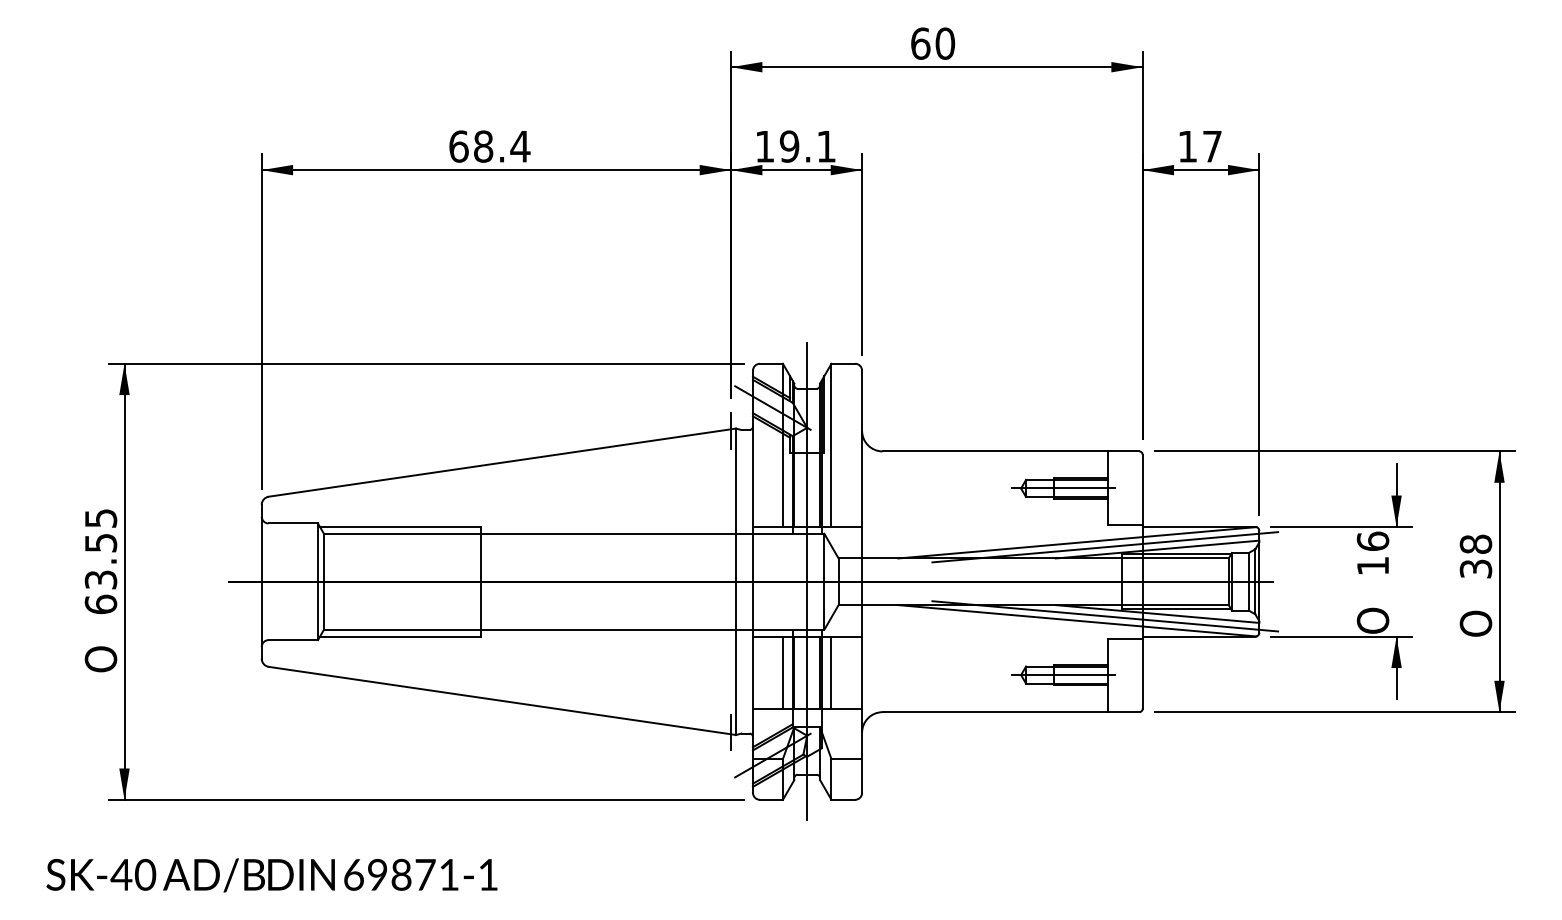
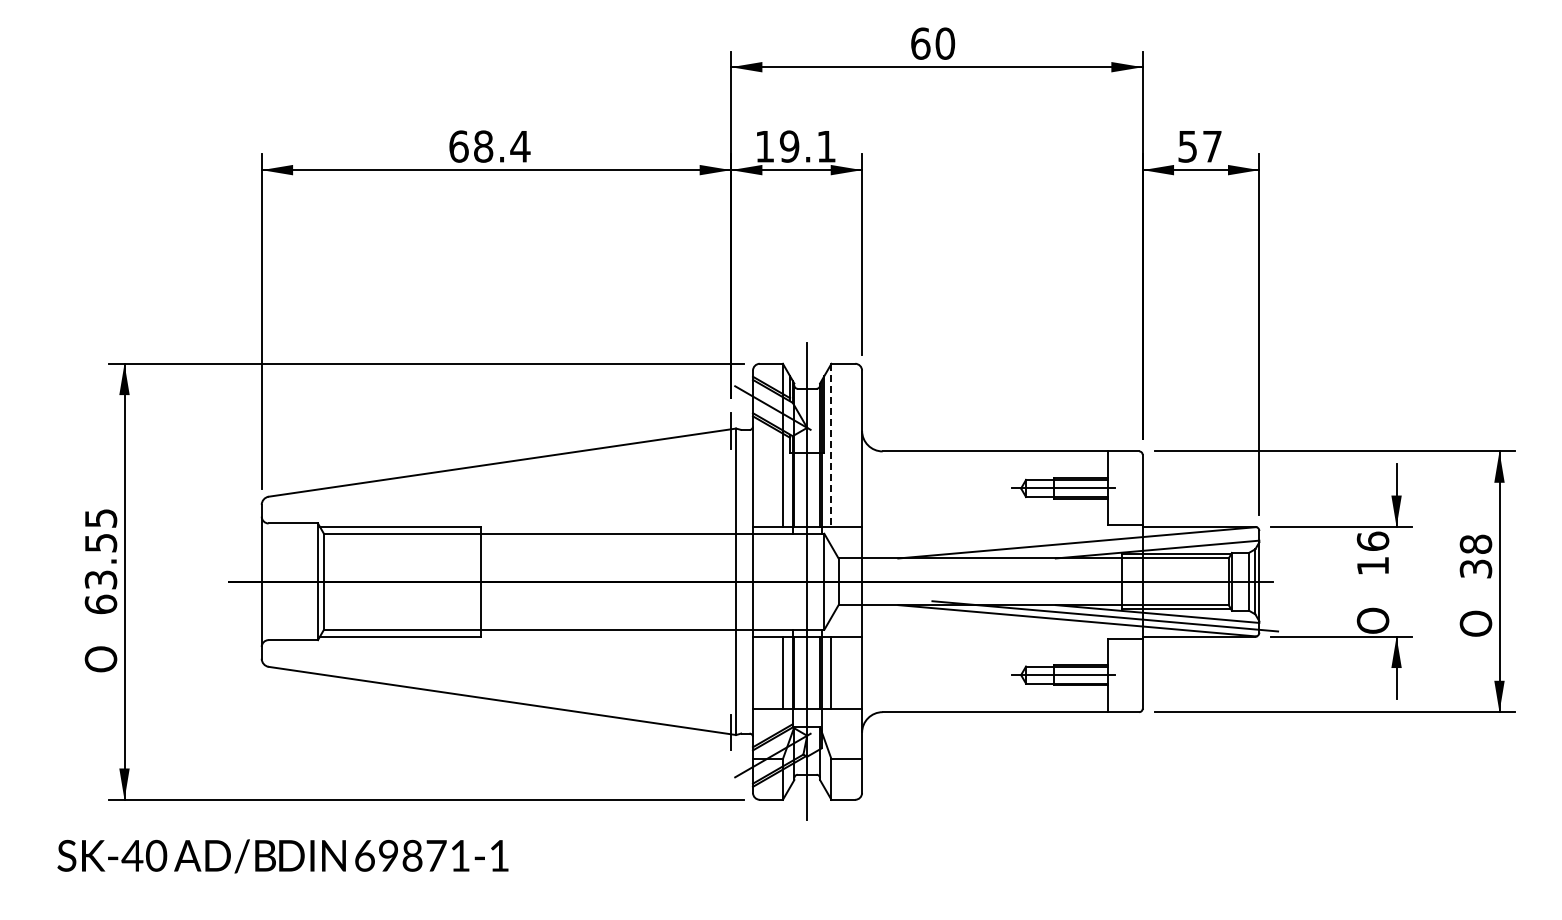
text: 17 -> 57 (1187, 146)
line: solid -> dashed (831, 445)
line: present -> none (1105, 547)
text position: (271, 875) -> (282, 856) (282, 856)
